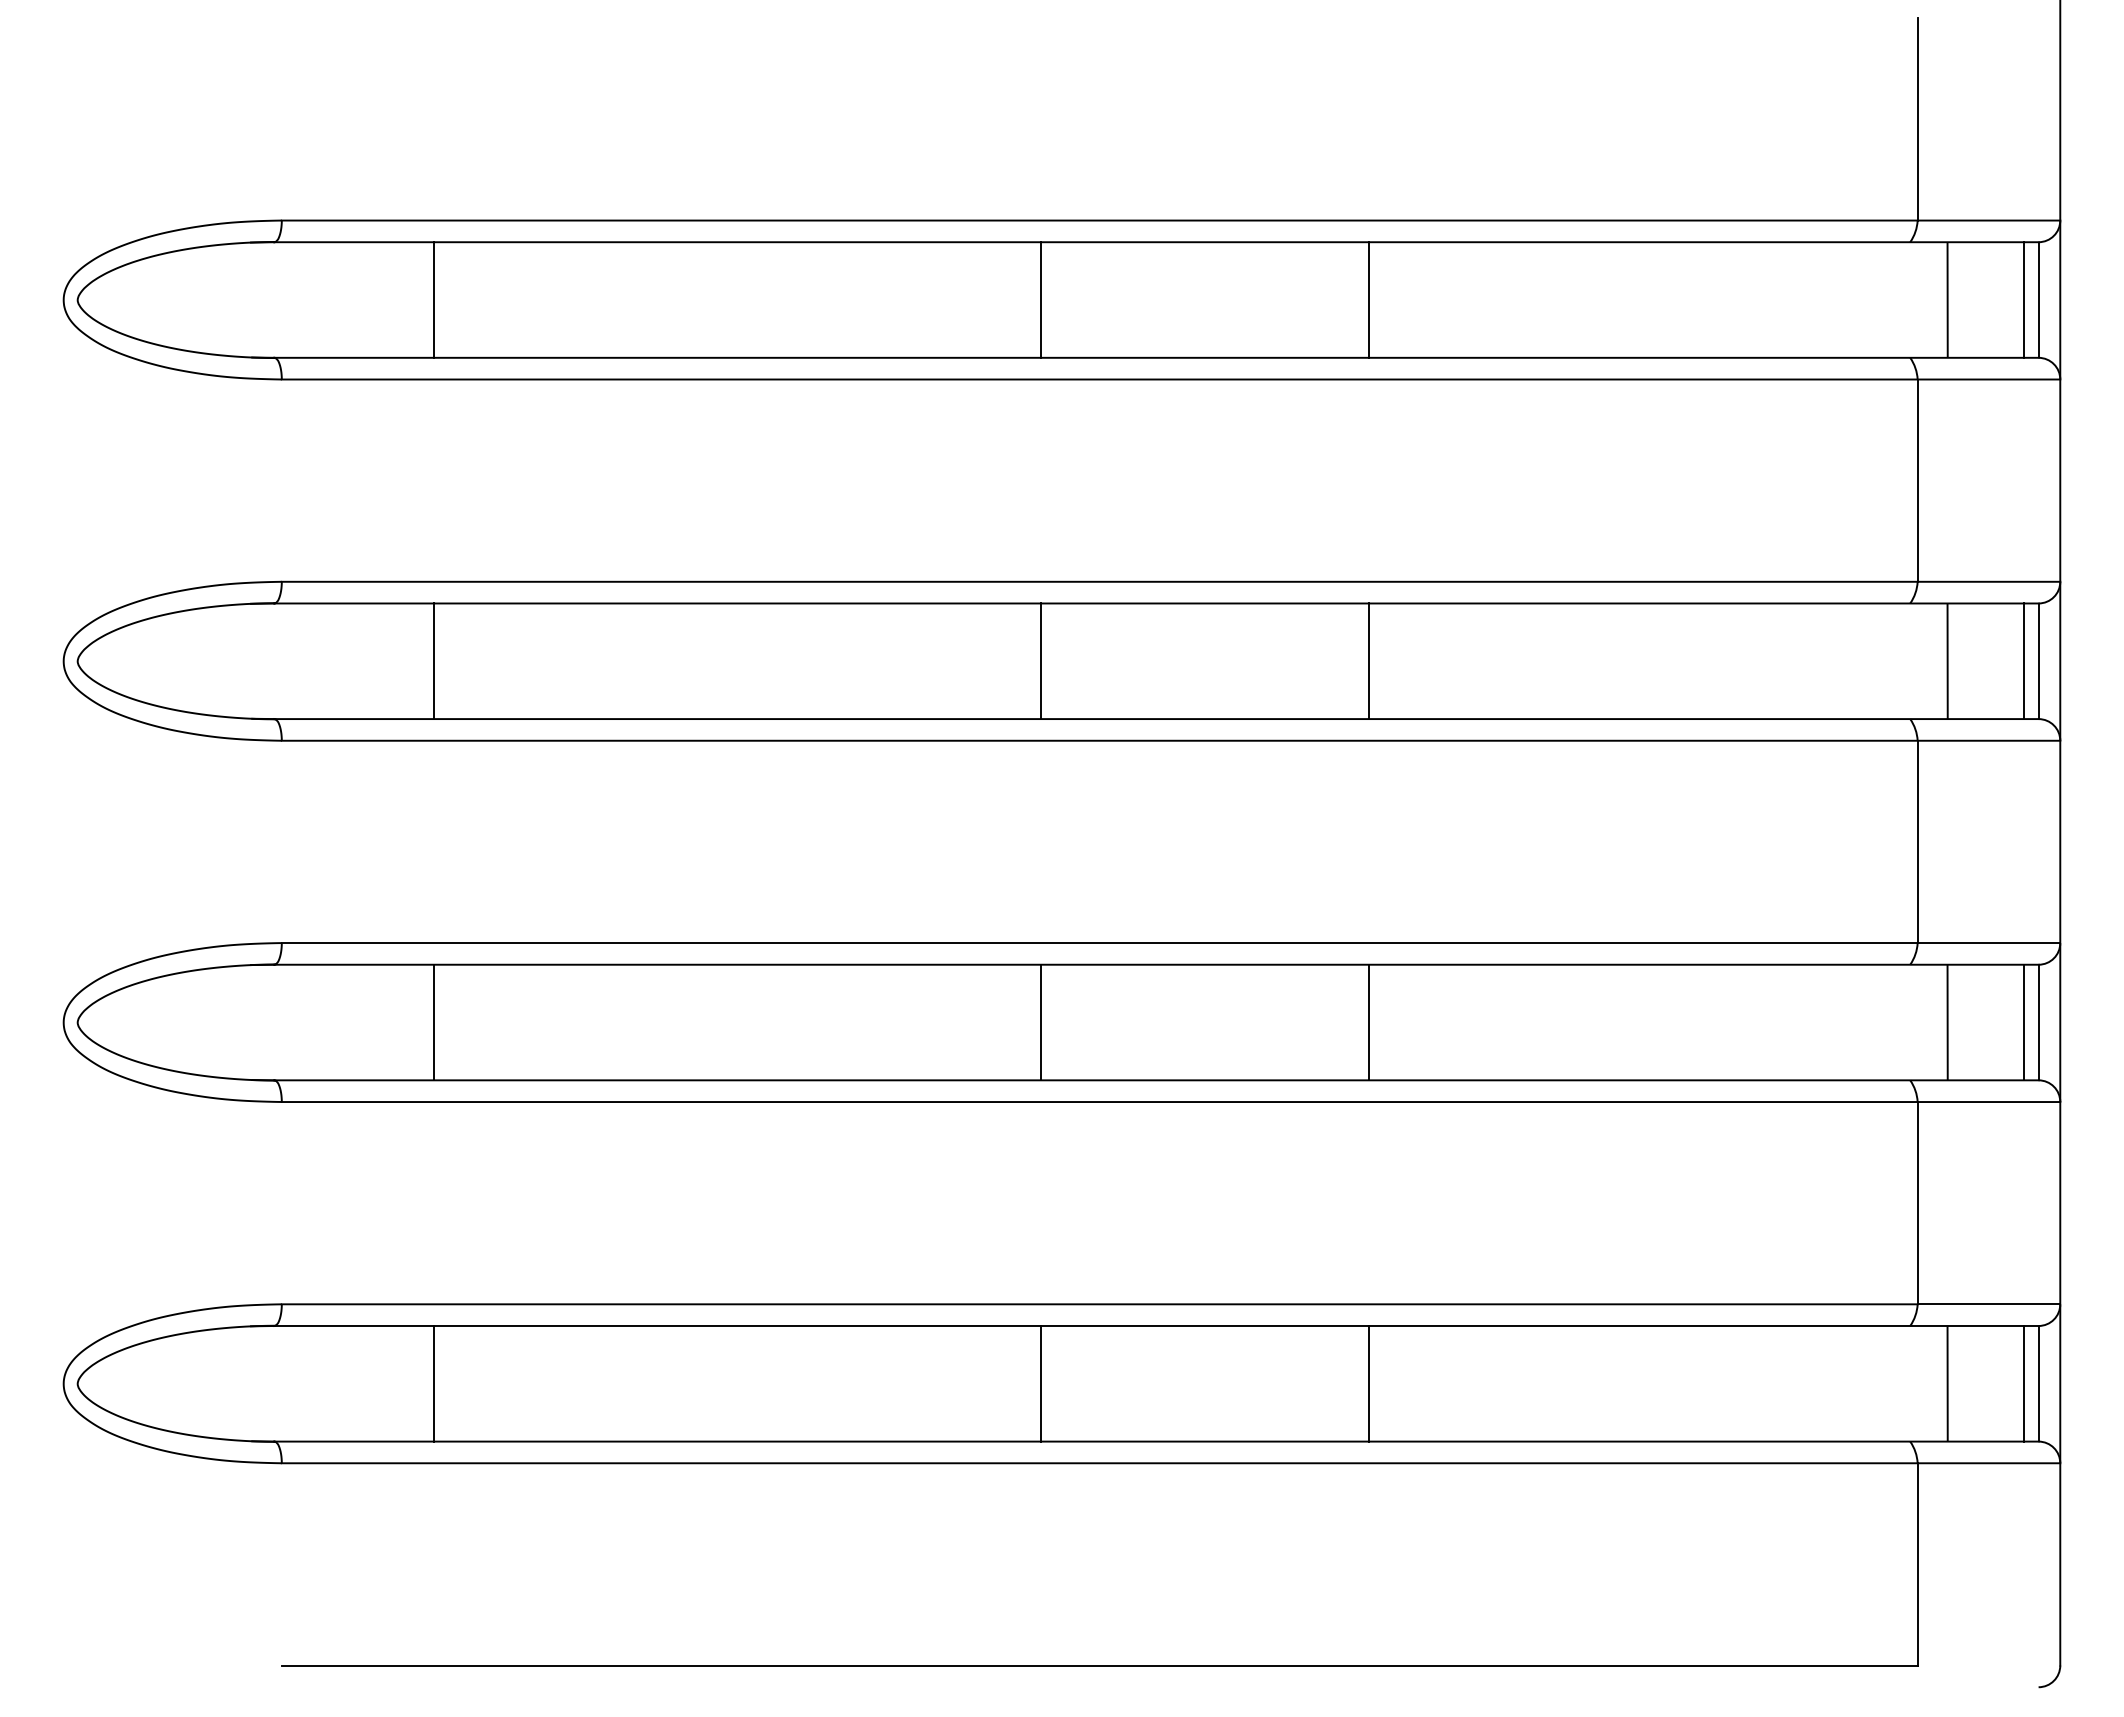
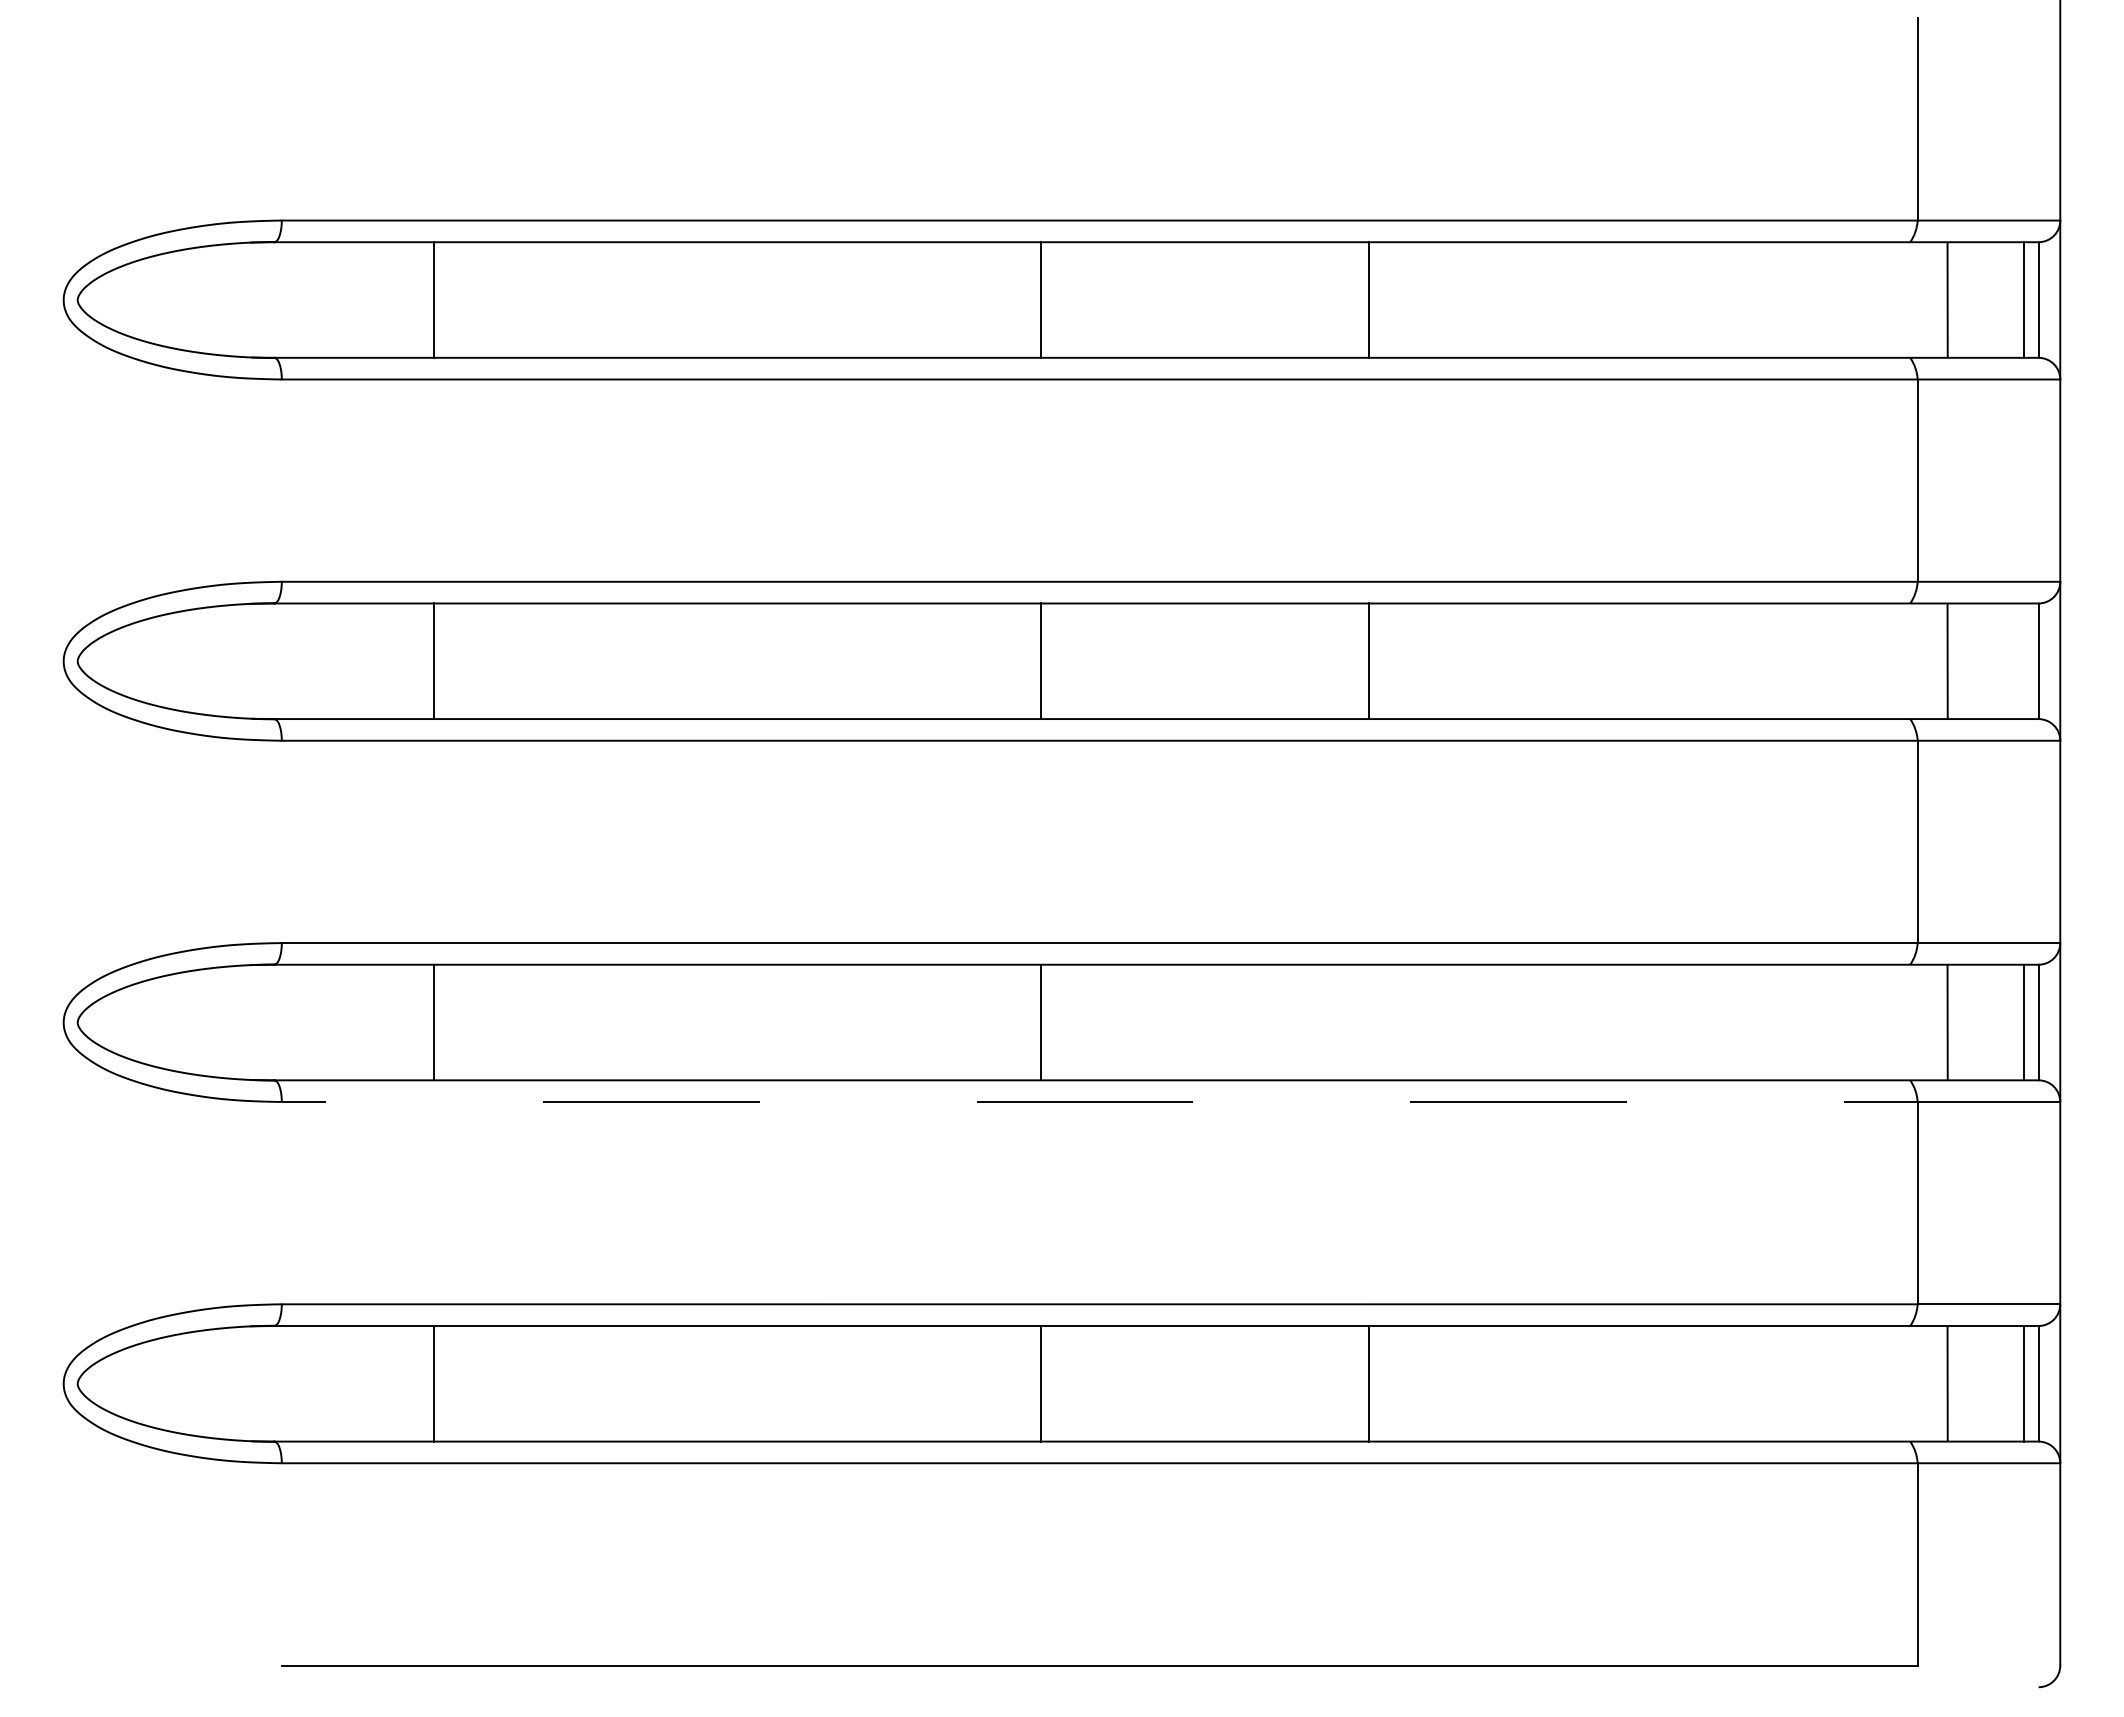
line: present -> none (2024, 661)
line: present -> none (1368, 1022)
line: solid -> dashed (1170, 1102)
